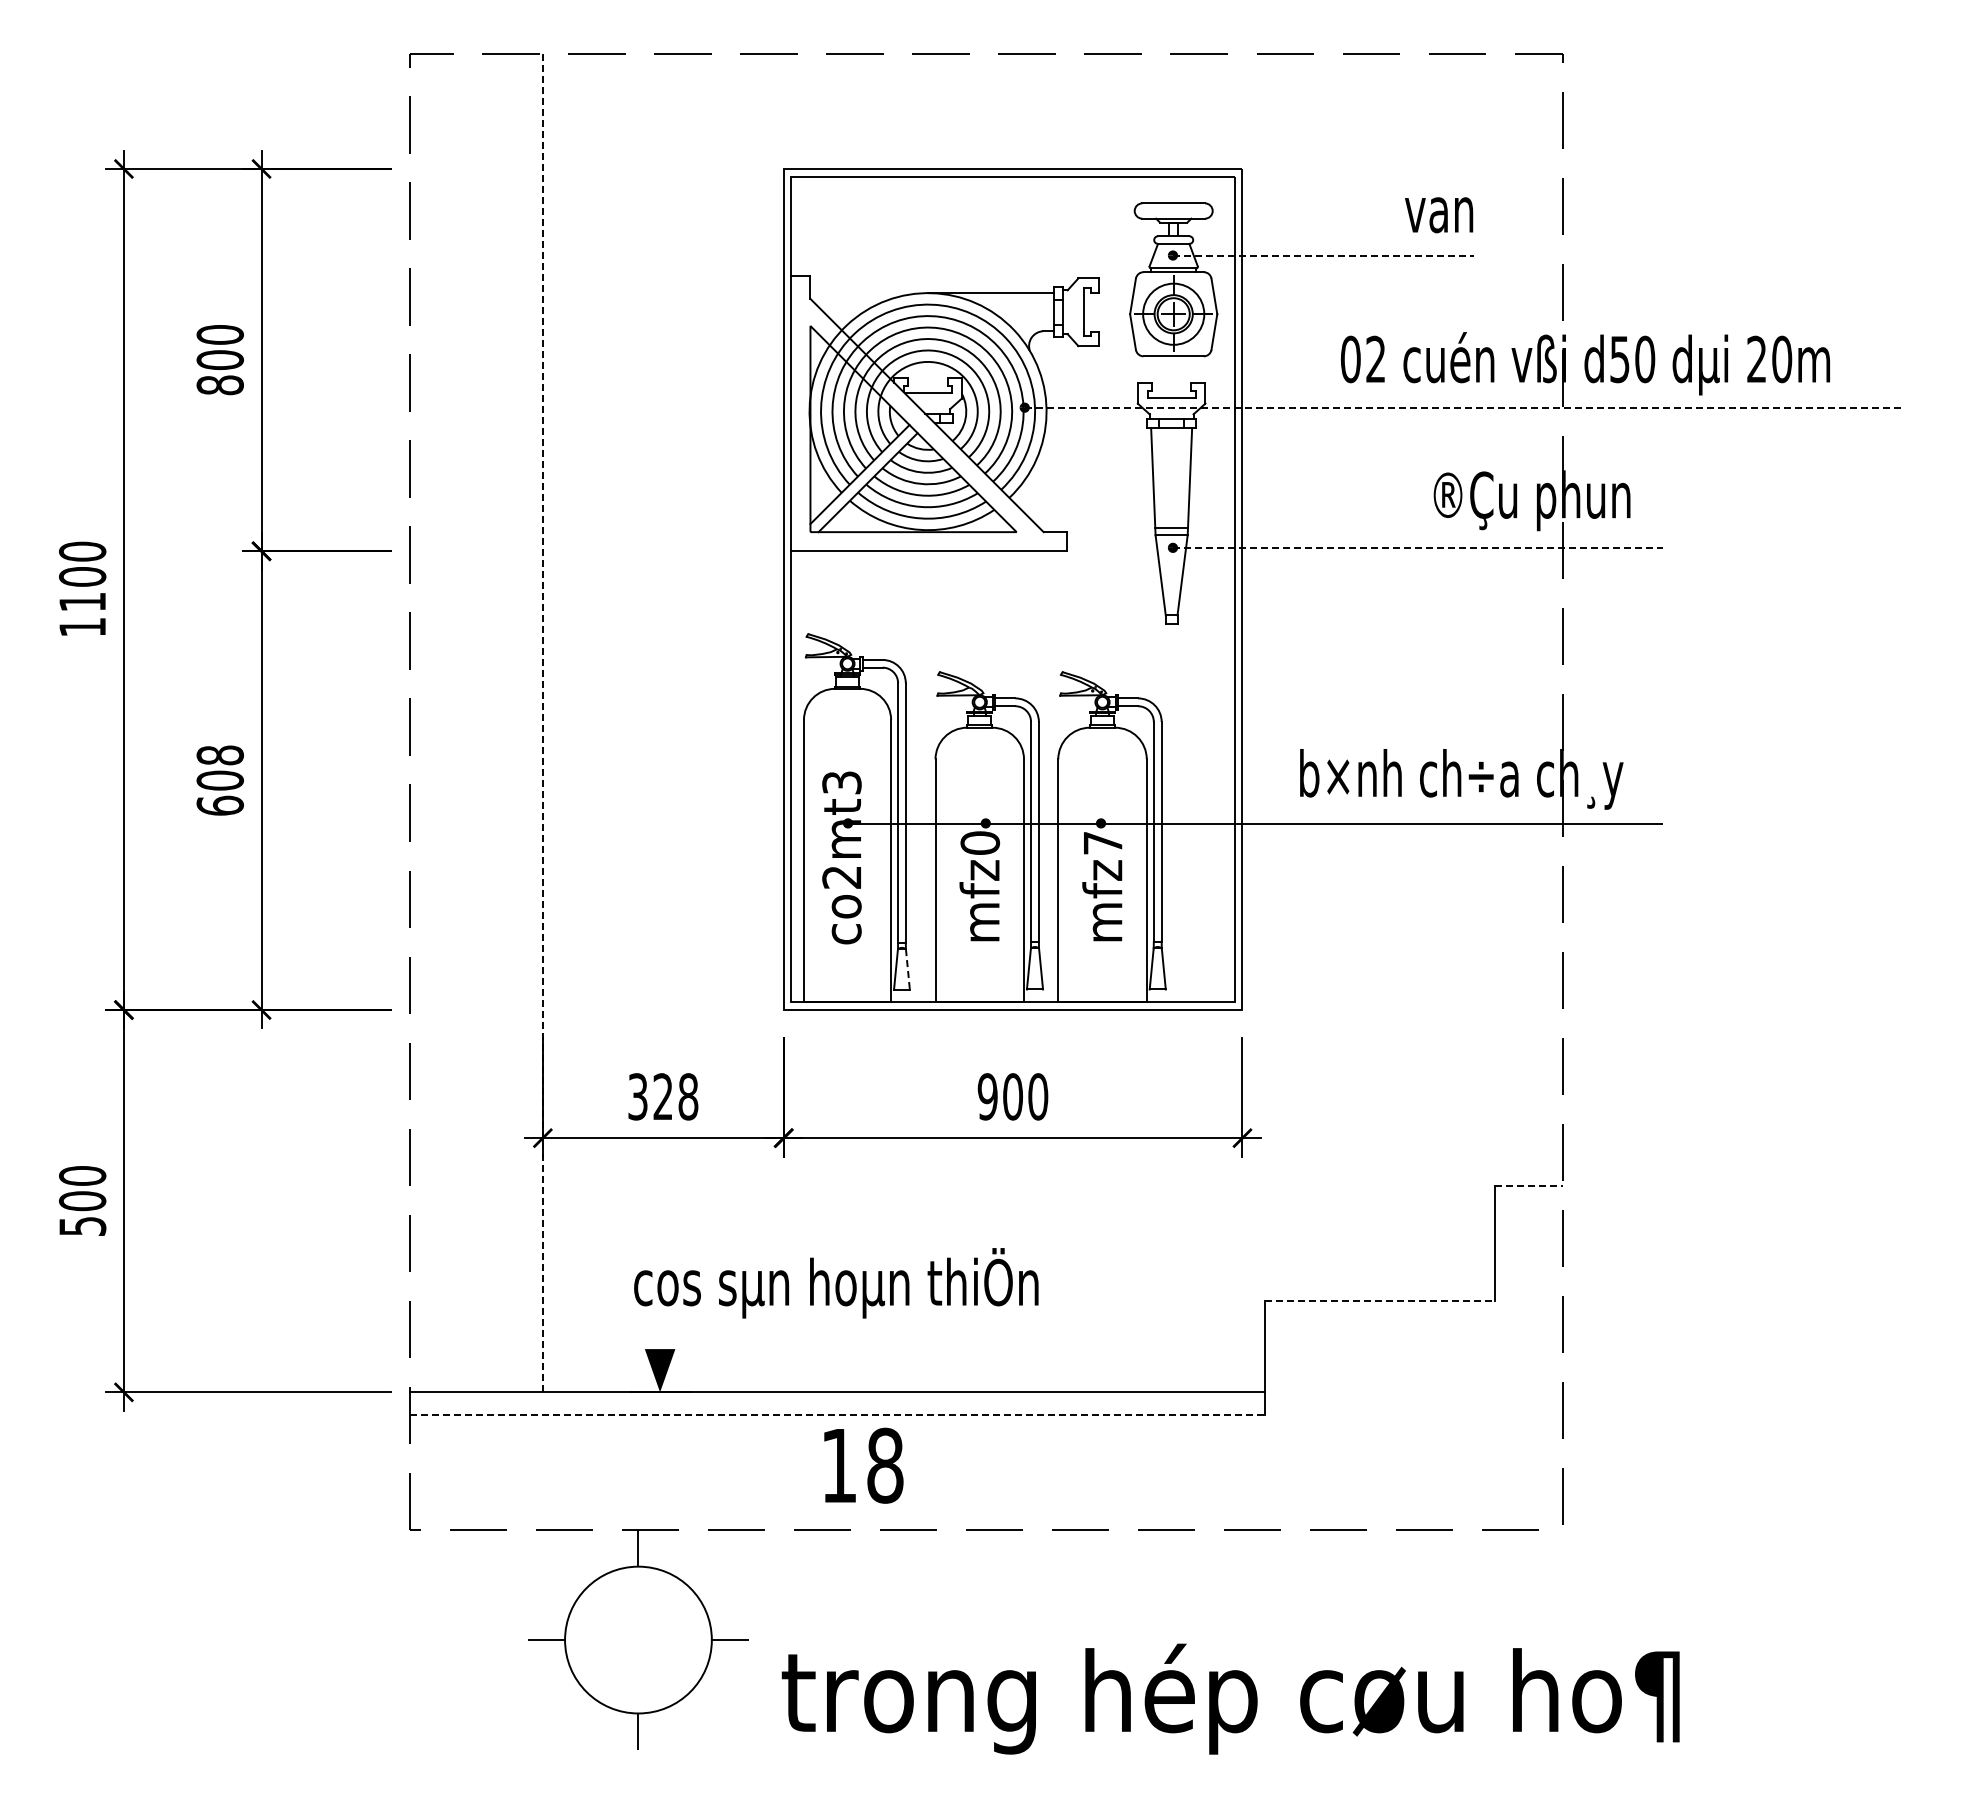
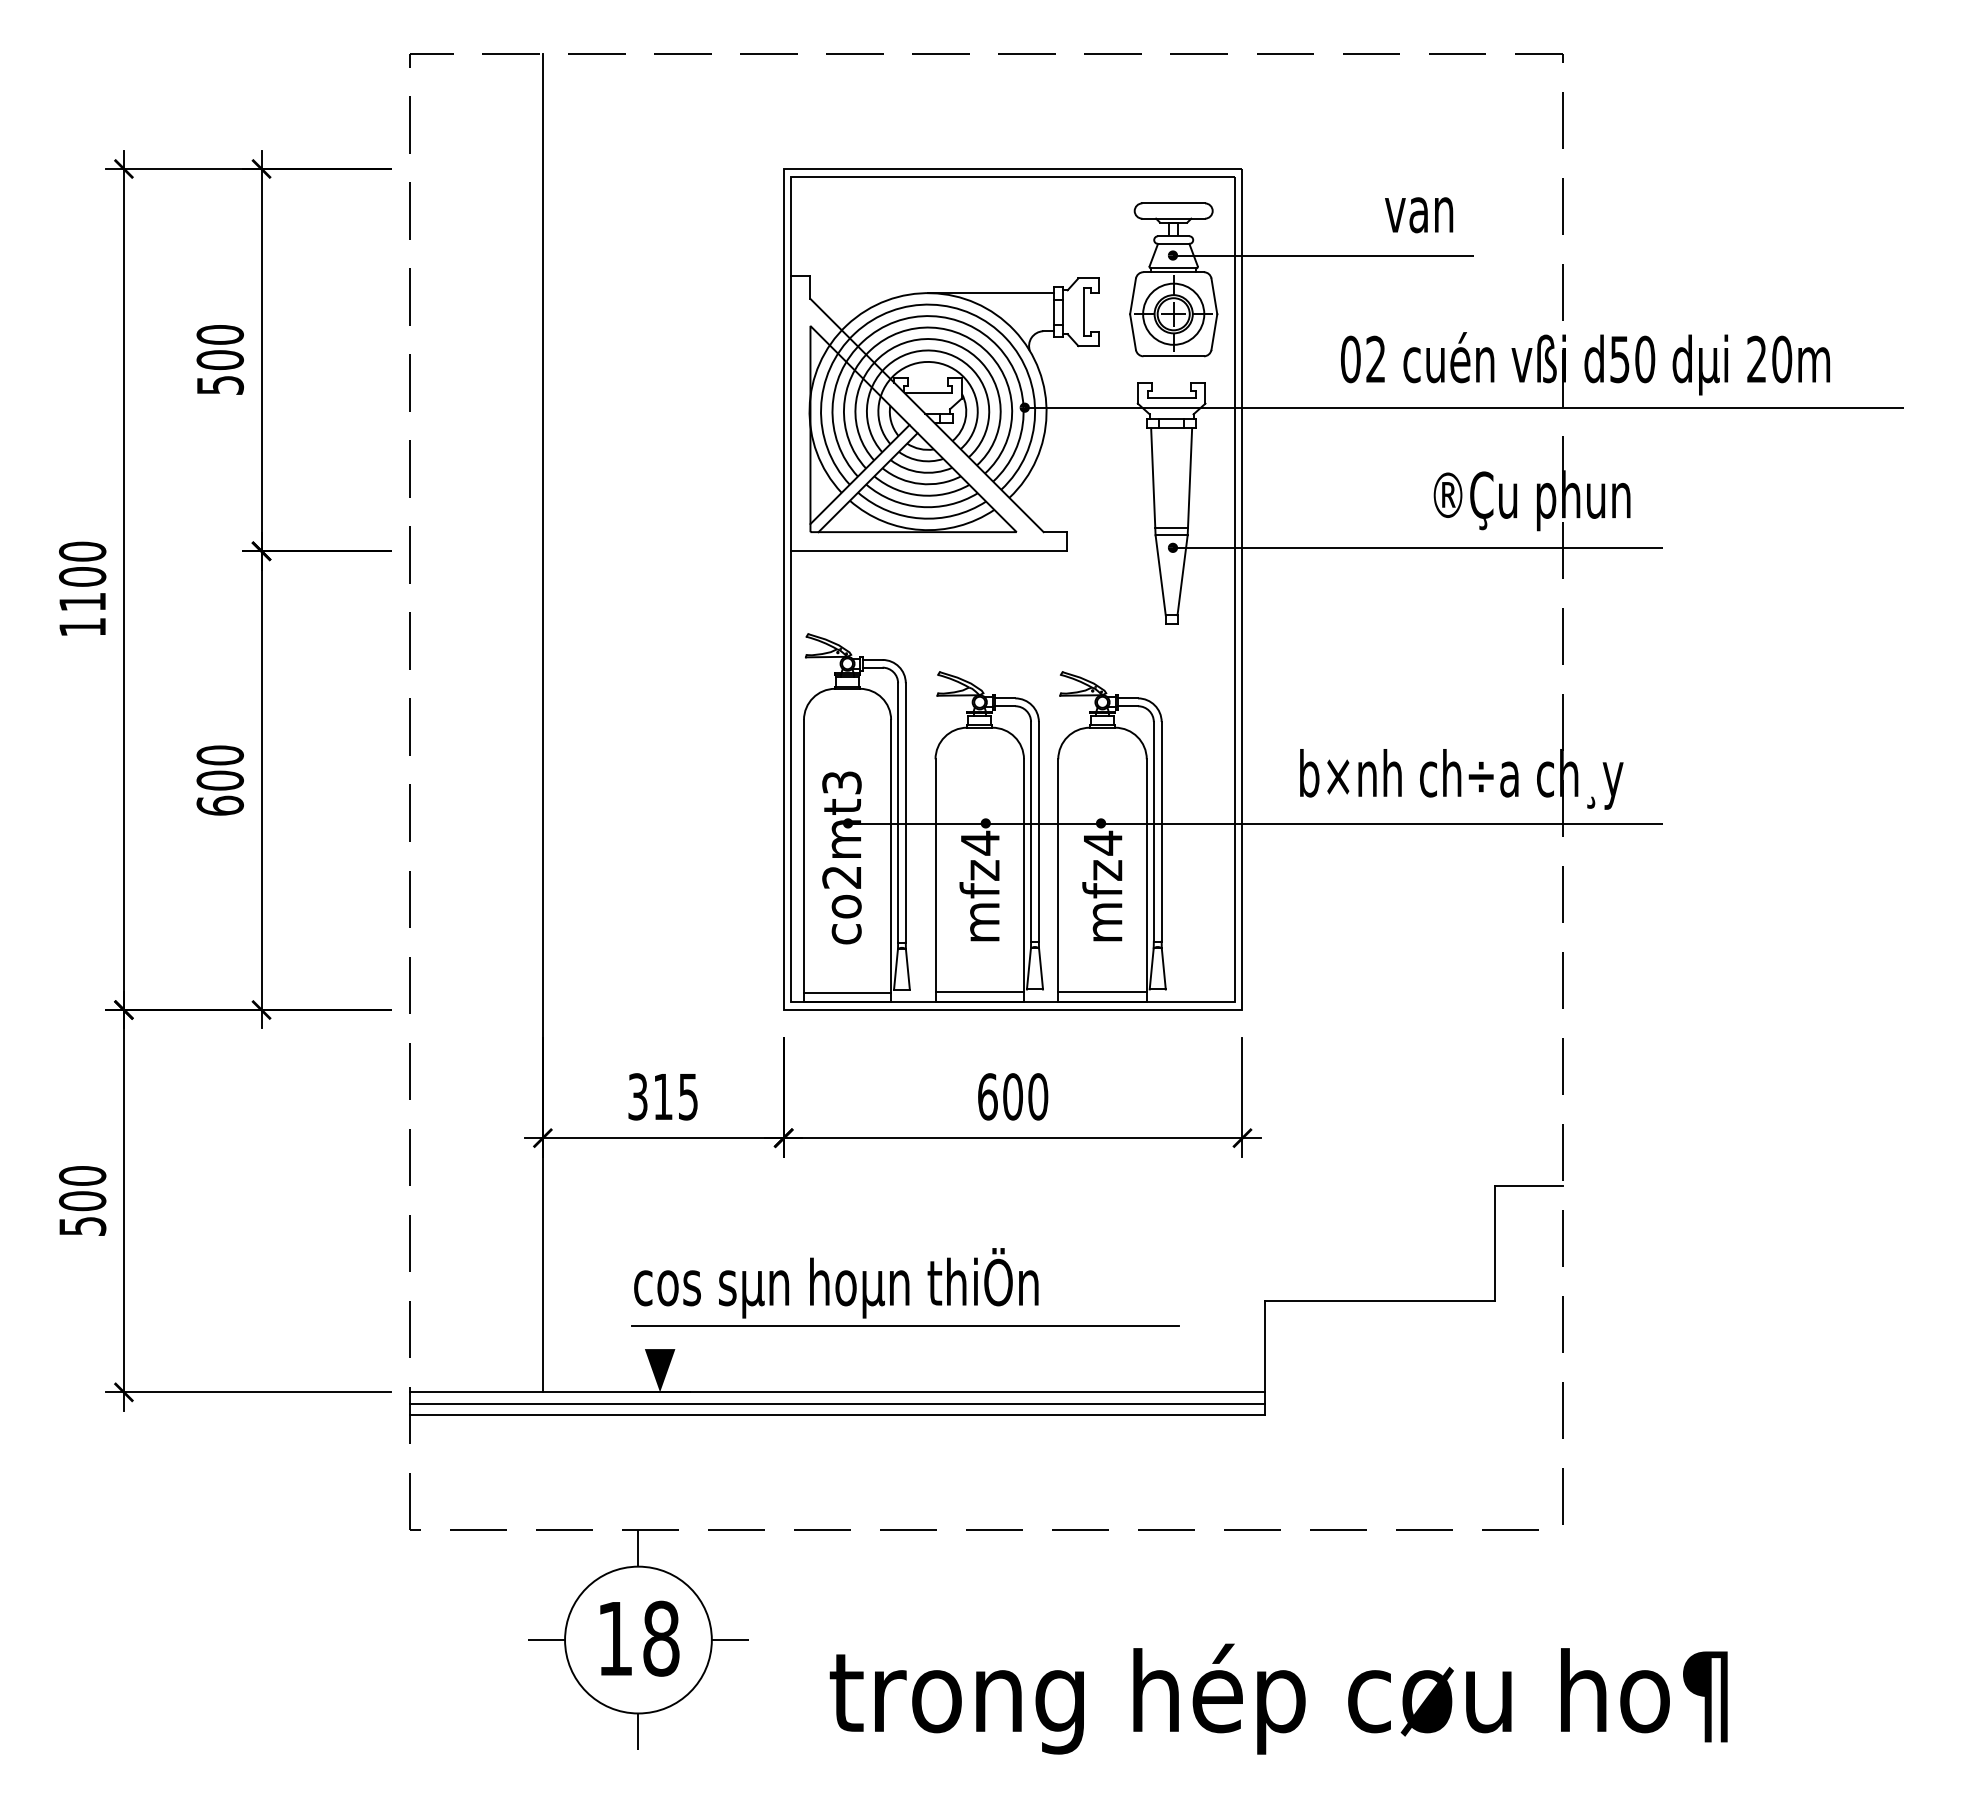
text position: (1439, 215) -> (1419, 215) (1419, 215)
line: dashed -> solid (1323, 255)
text: 800 -> 500 (219, 385)
line: dashed -> solid (1464, 407)
line: dashed -> solid (1418, 547)
line: dashed -> solid (542, 723)
text: 608 -> 600 (219, 755)
text: mfz0 -> mfz4 (980, 842)
text: mfz7 -> mfz4 (1103, 842)
line: dashed -> solid (907, 969)
line: none -> present (847, 992)
line: none -> present (979, 992)
line: none -> present (1102, 992)
text: 328 -> 315 (675, 1096)
text: 900 -> 600 (987, 1096)
line: dashed -> solid (1529, 1185)
line: dashed -> solid (1380, 1300)
line: none -> present (905, 1325)
line: none -> present (837, 1403)
line: dashed -> solid (837, 1415)
text position: (863, 1465) -> (639, 1638) (639, 1638)
text position: (1230, 1698) -> (1278, 1698) (1278, 1698)
